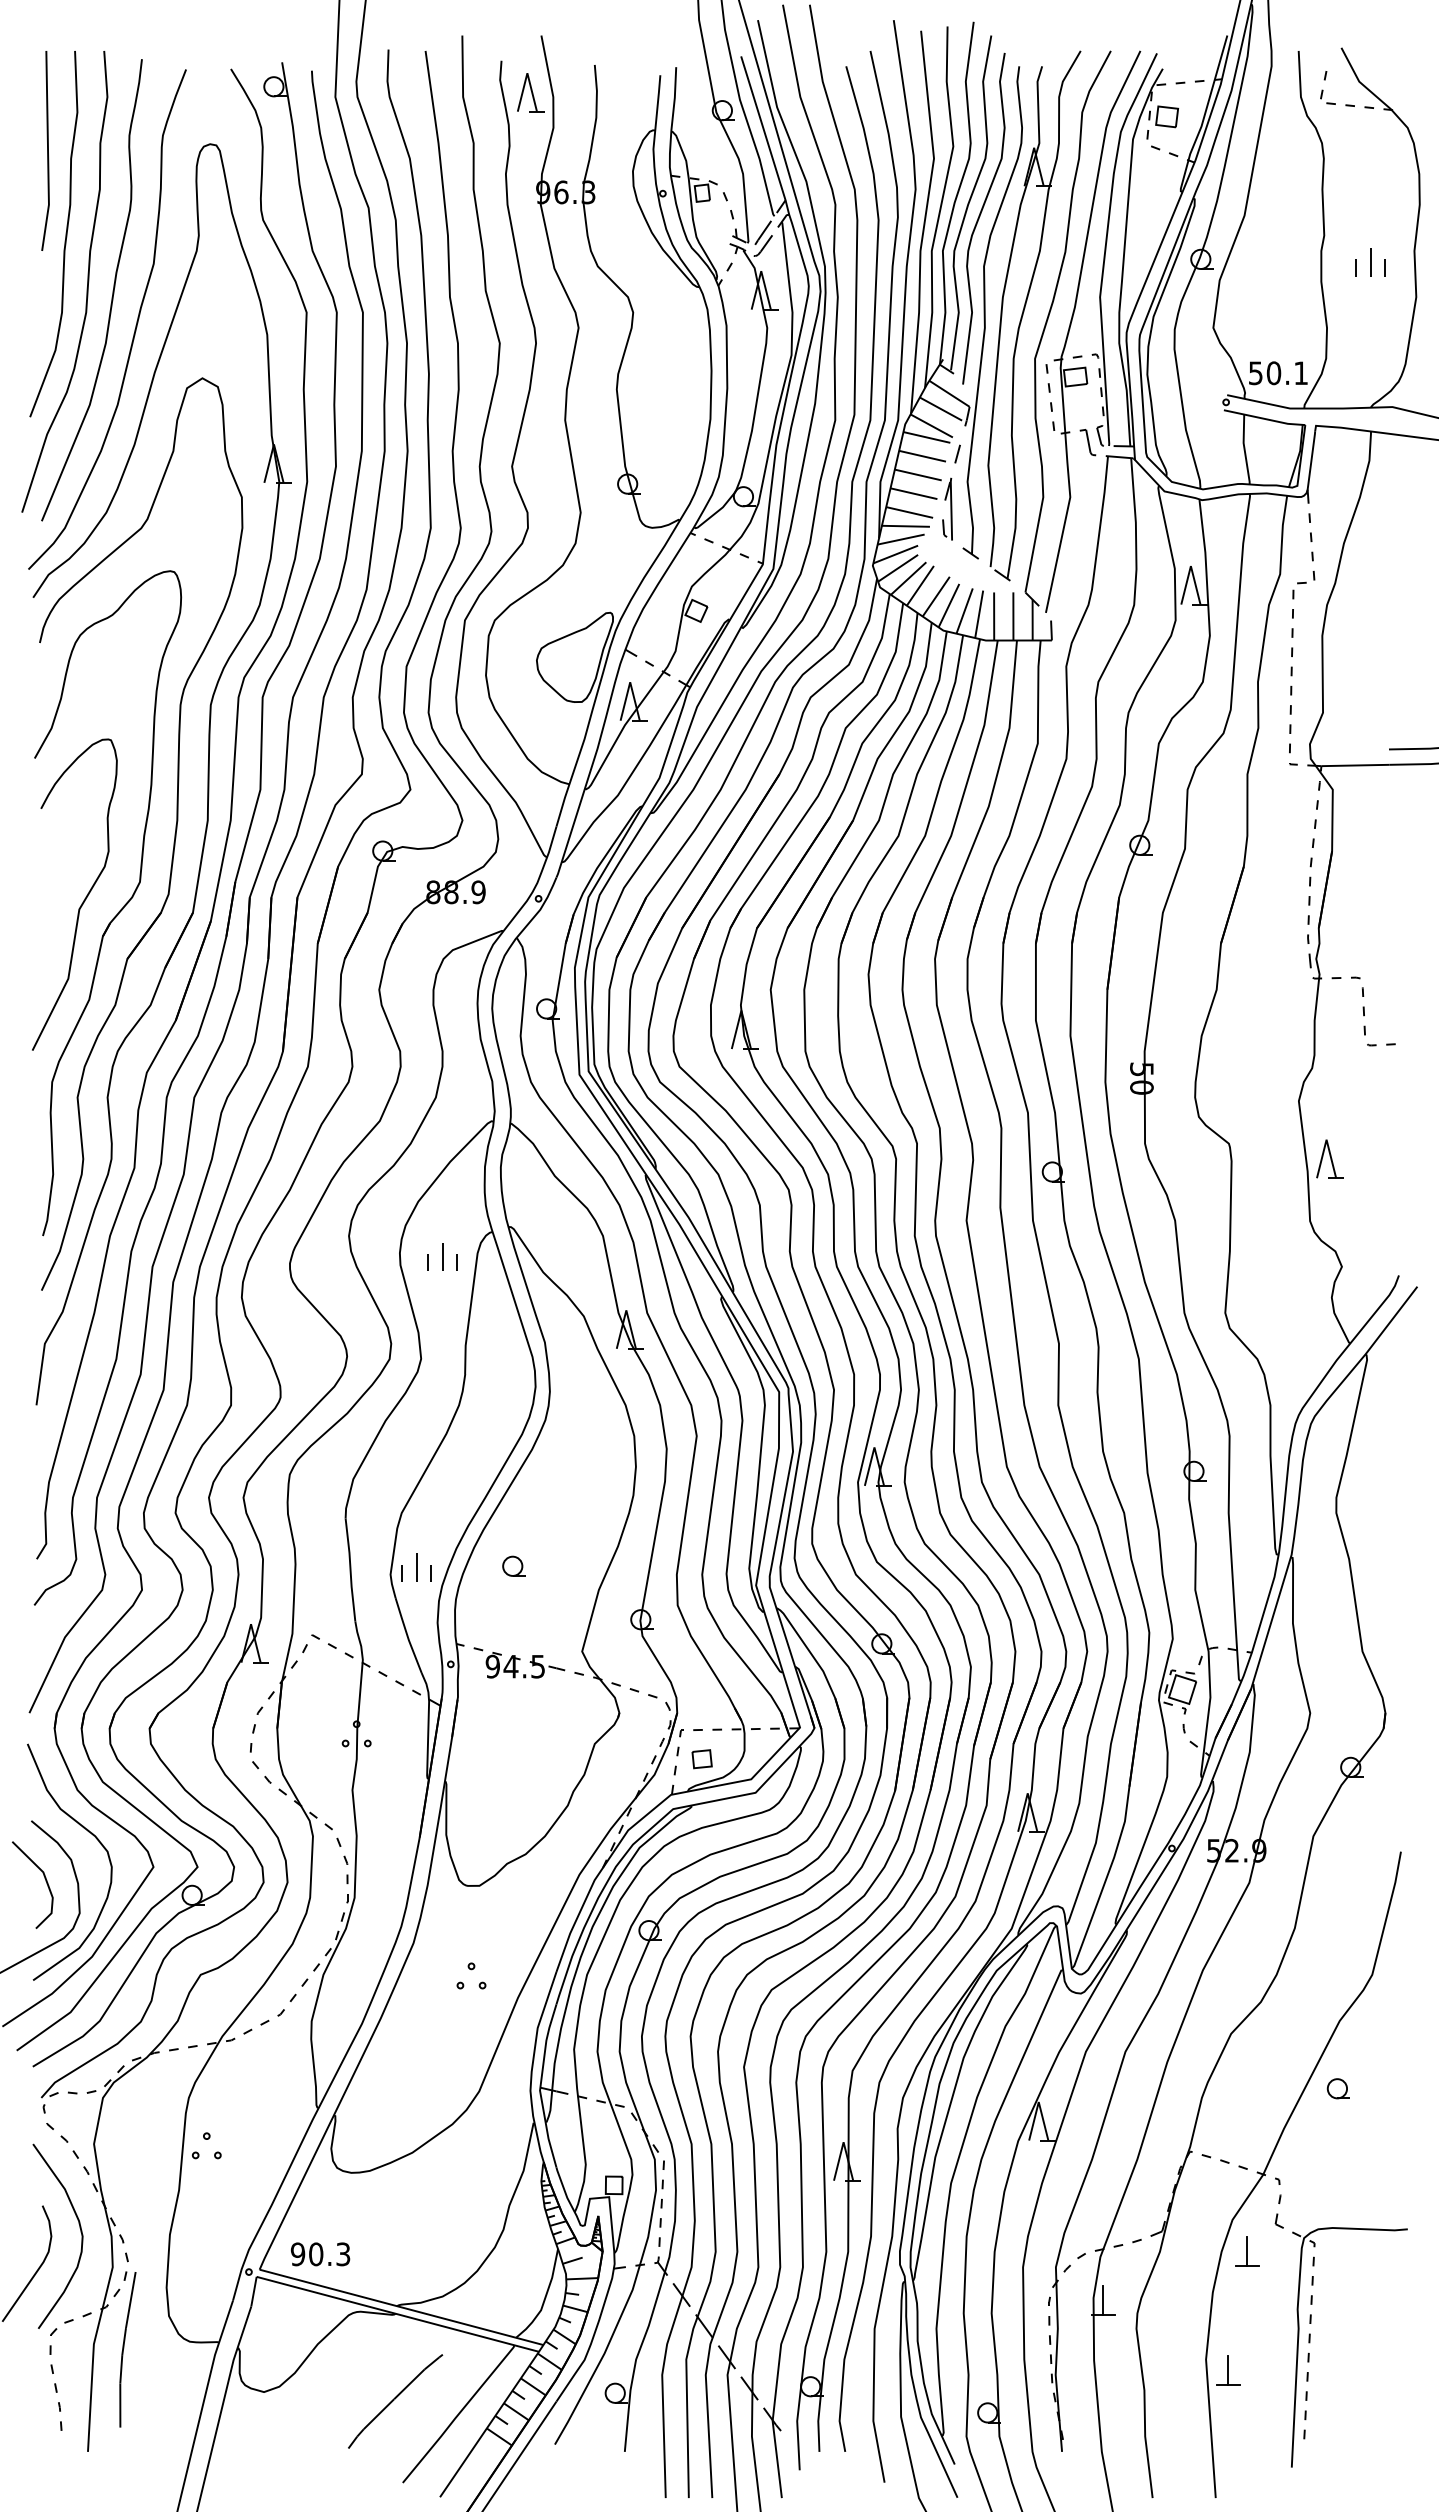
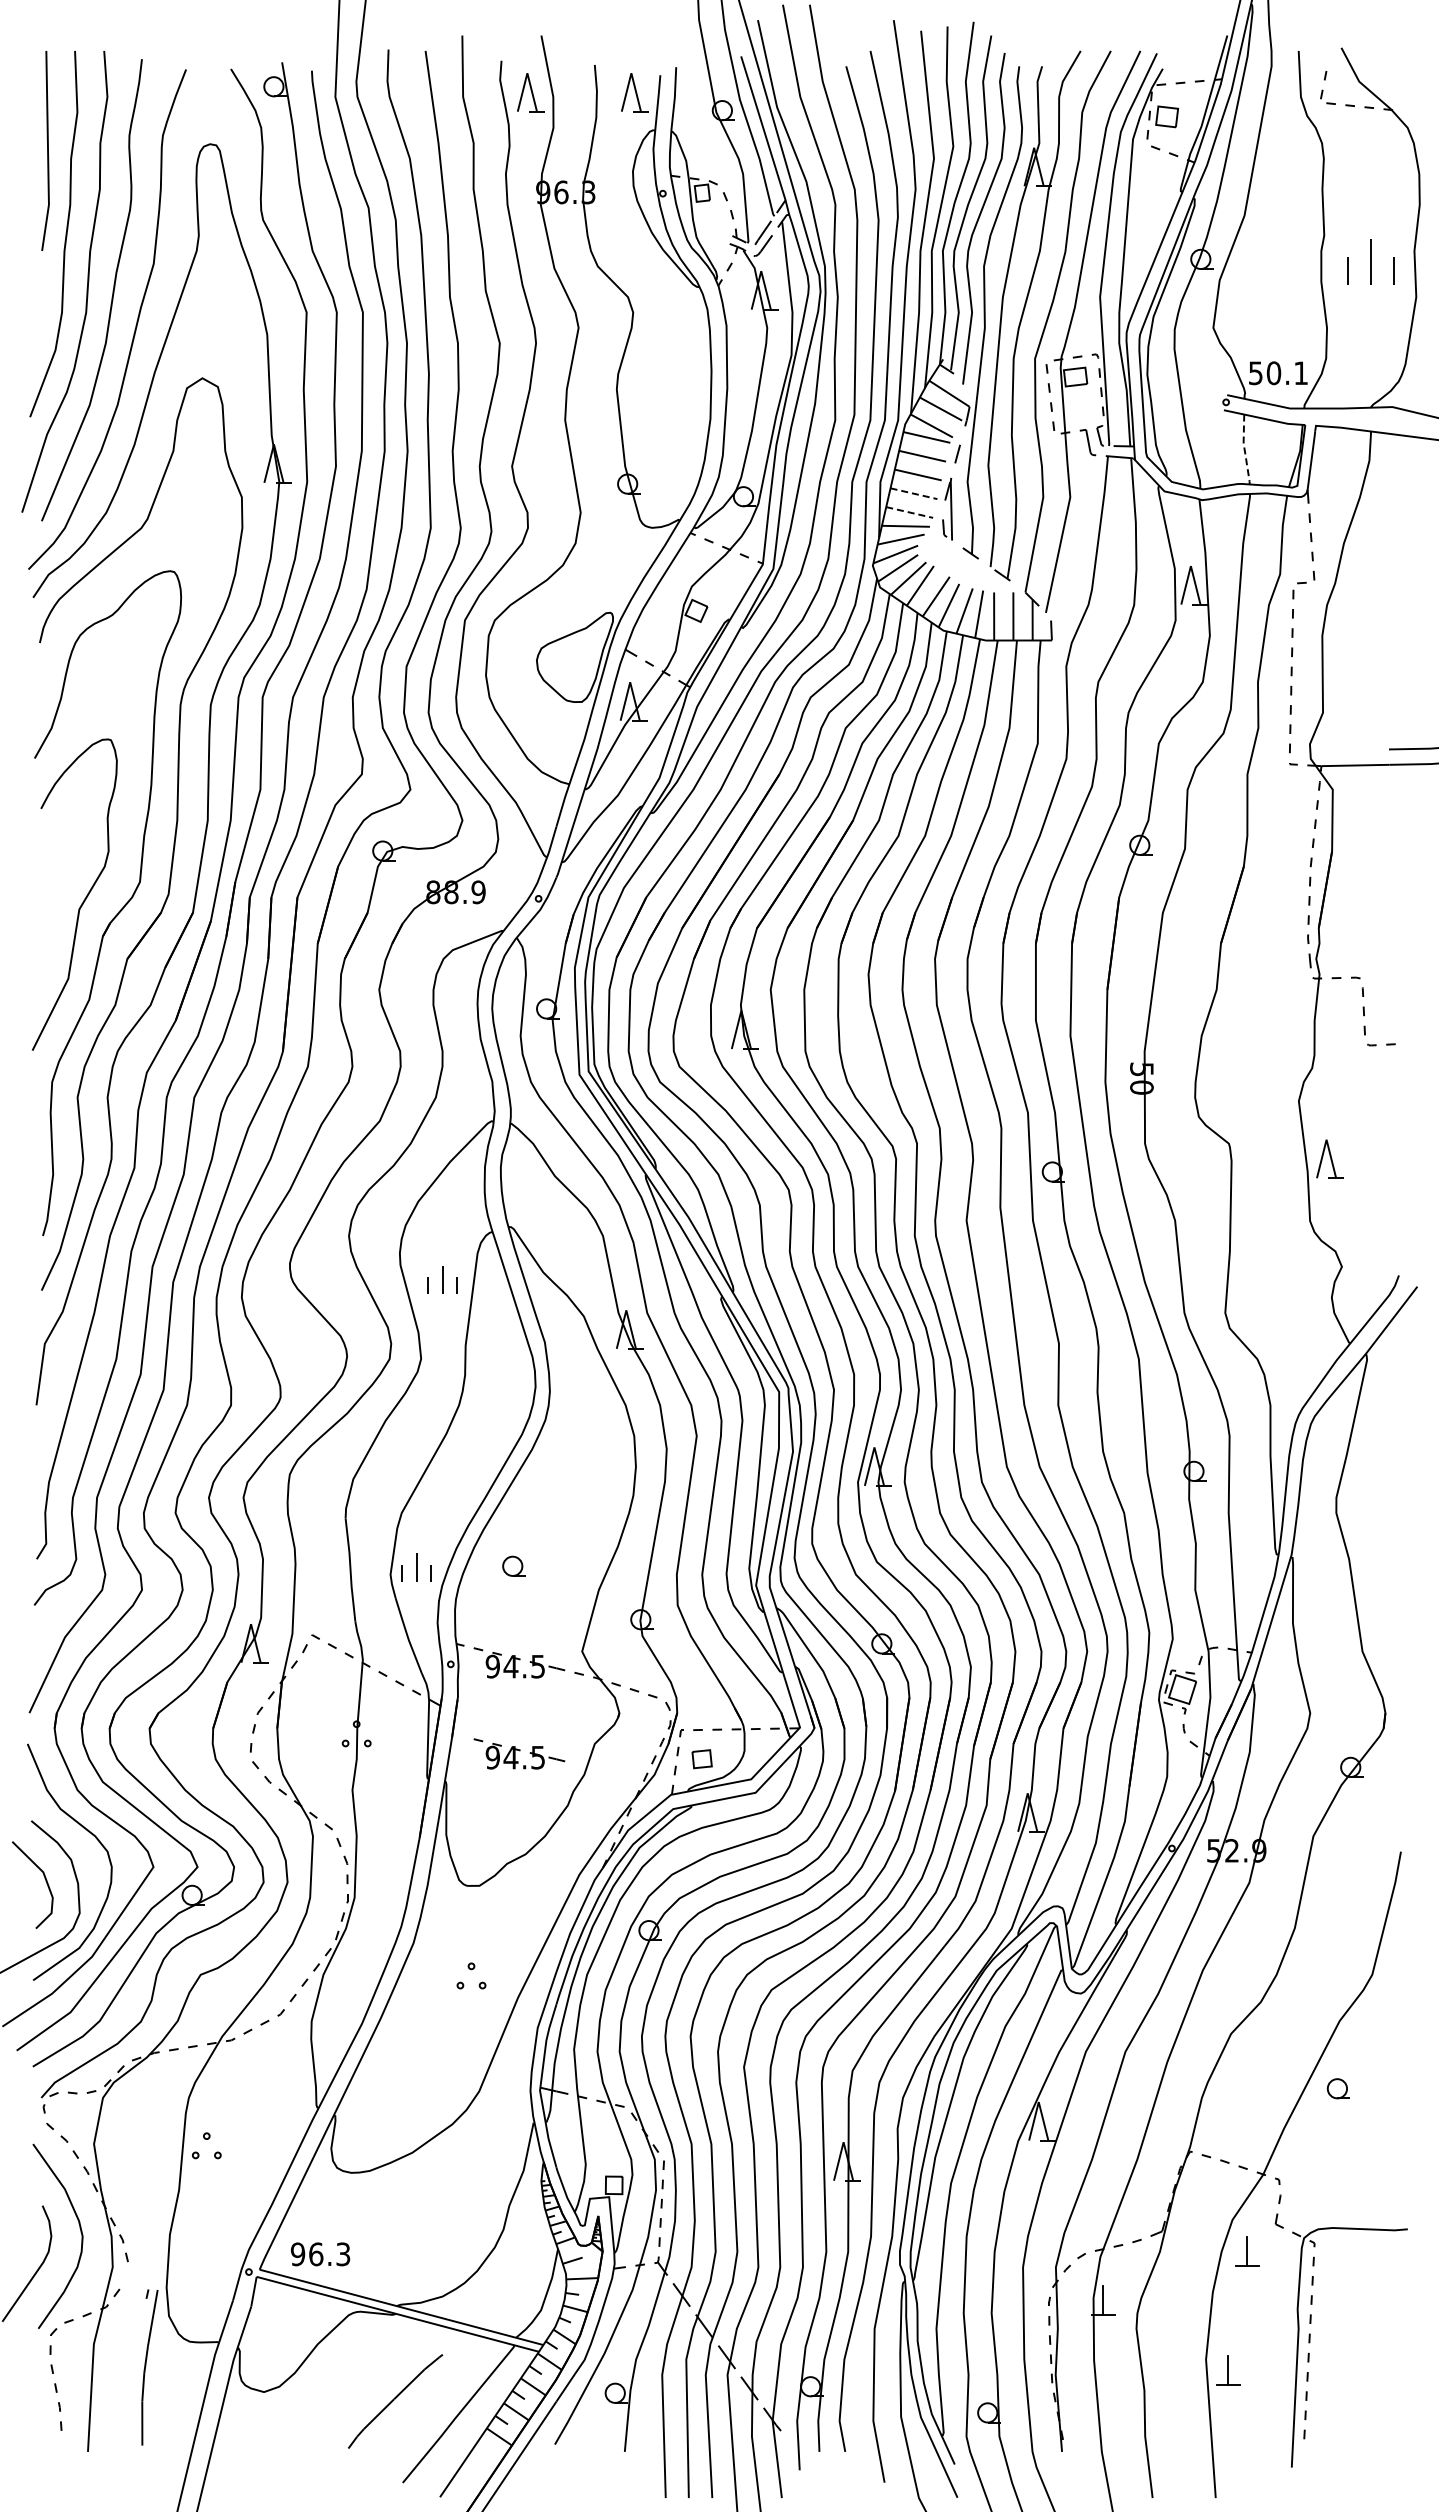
part: none -> present (634, 92)
part size: 31x29 px -> 48x46 px (1370, 261)
line: solid -> dashed (1244, 449)
line: solid -> dashed (914, 493)
line: solid -> dashed (910, 512)
part position: (442, 1256) -> (442, 1279) (442, 1279)
part: none -> present (519, 1753)
text: 90.3 -> 96.3 (316, 2253)
part position: (127, 2349) -> (149, 2367) (149, 2367)
